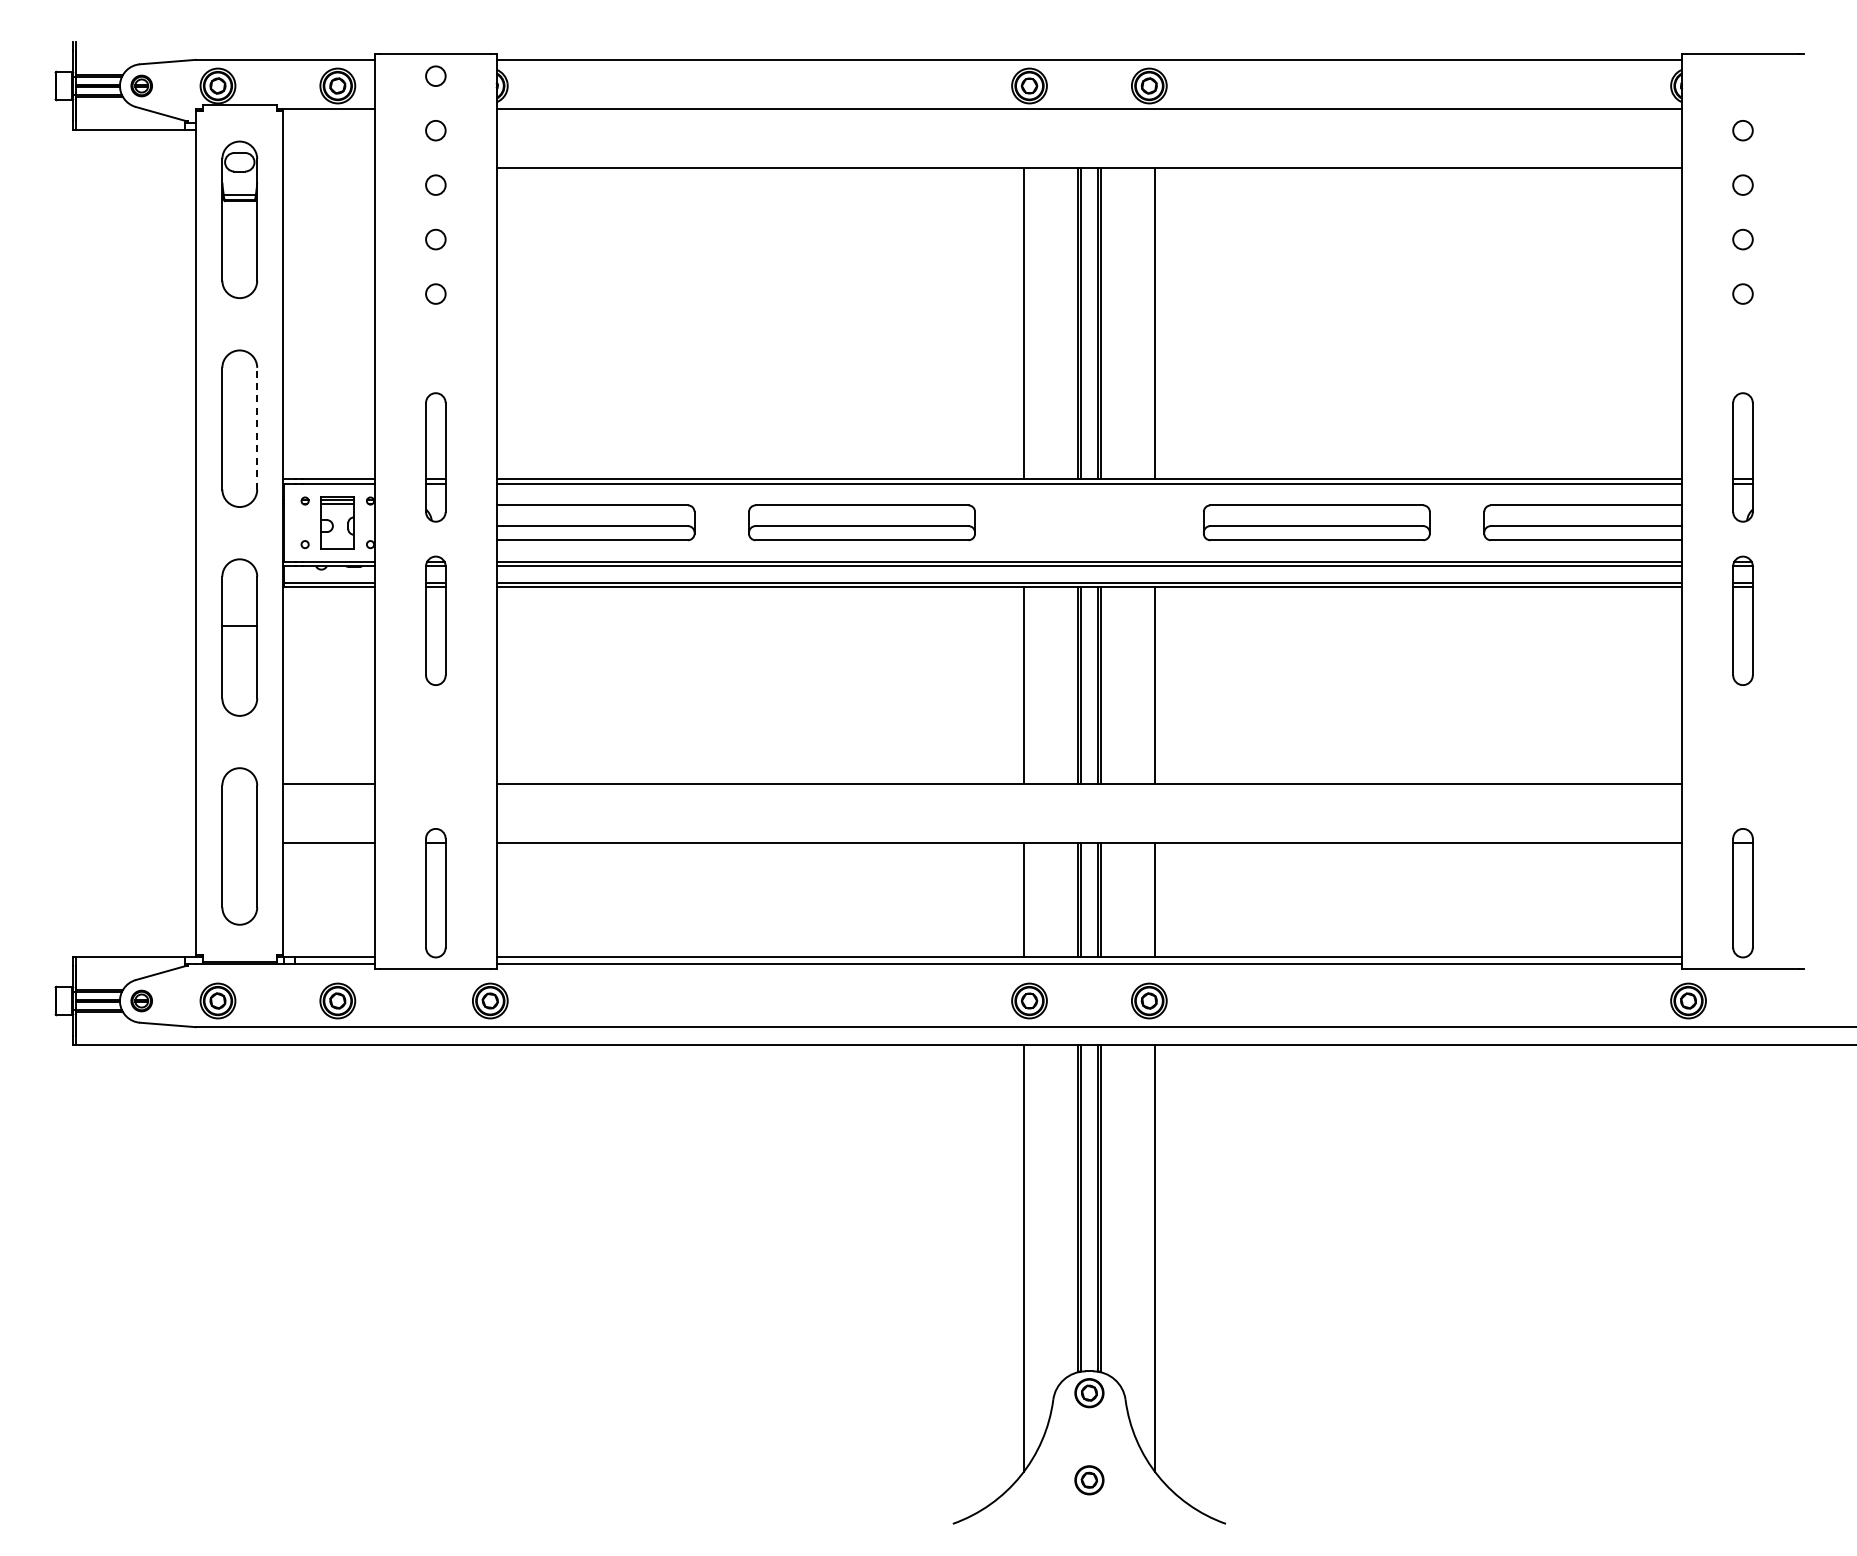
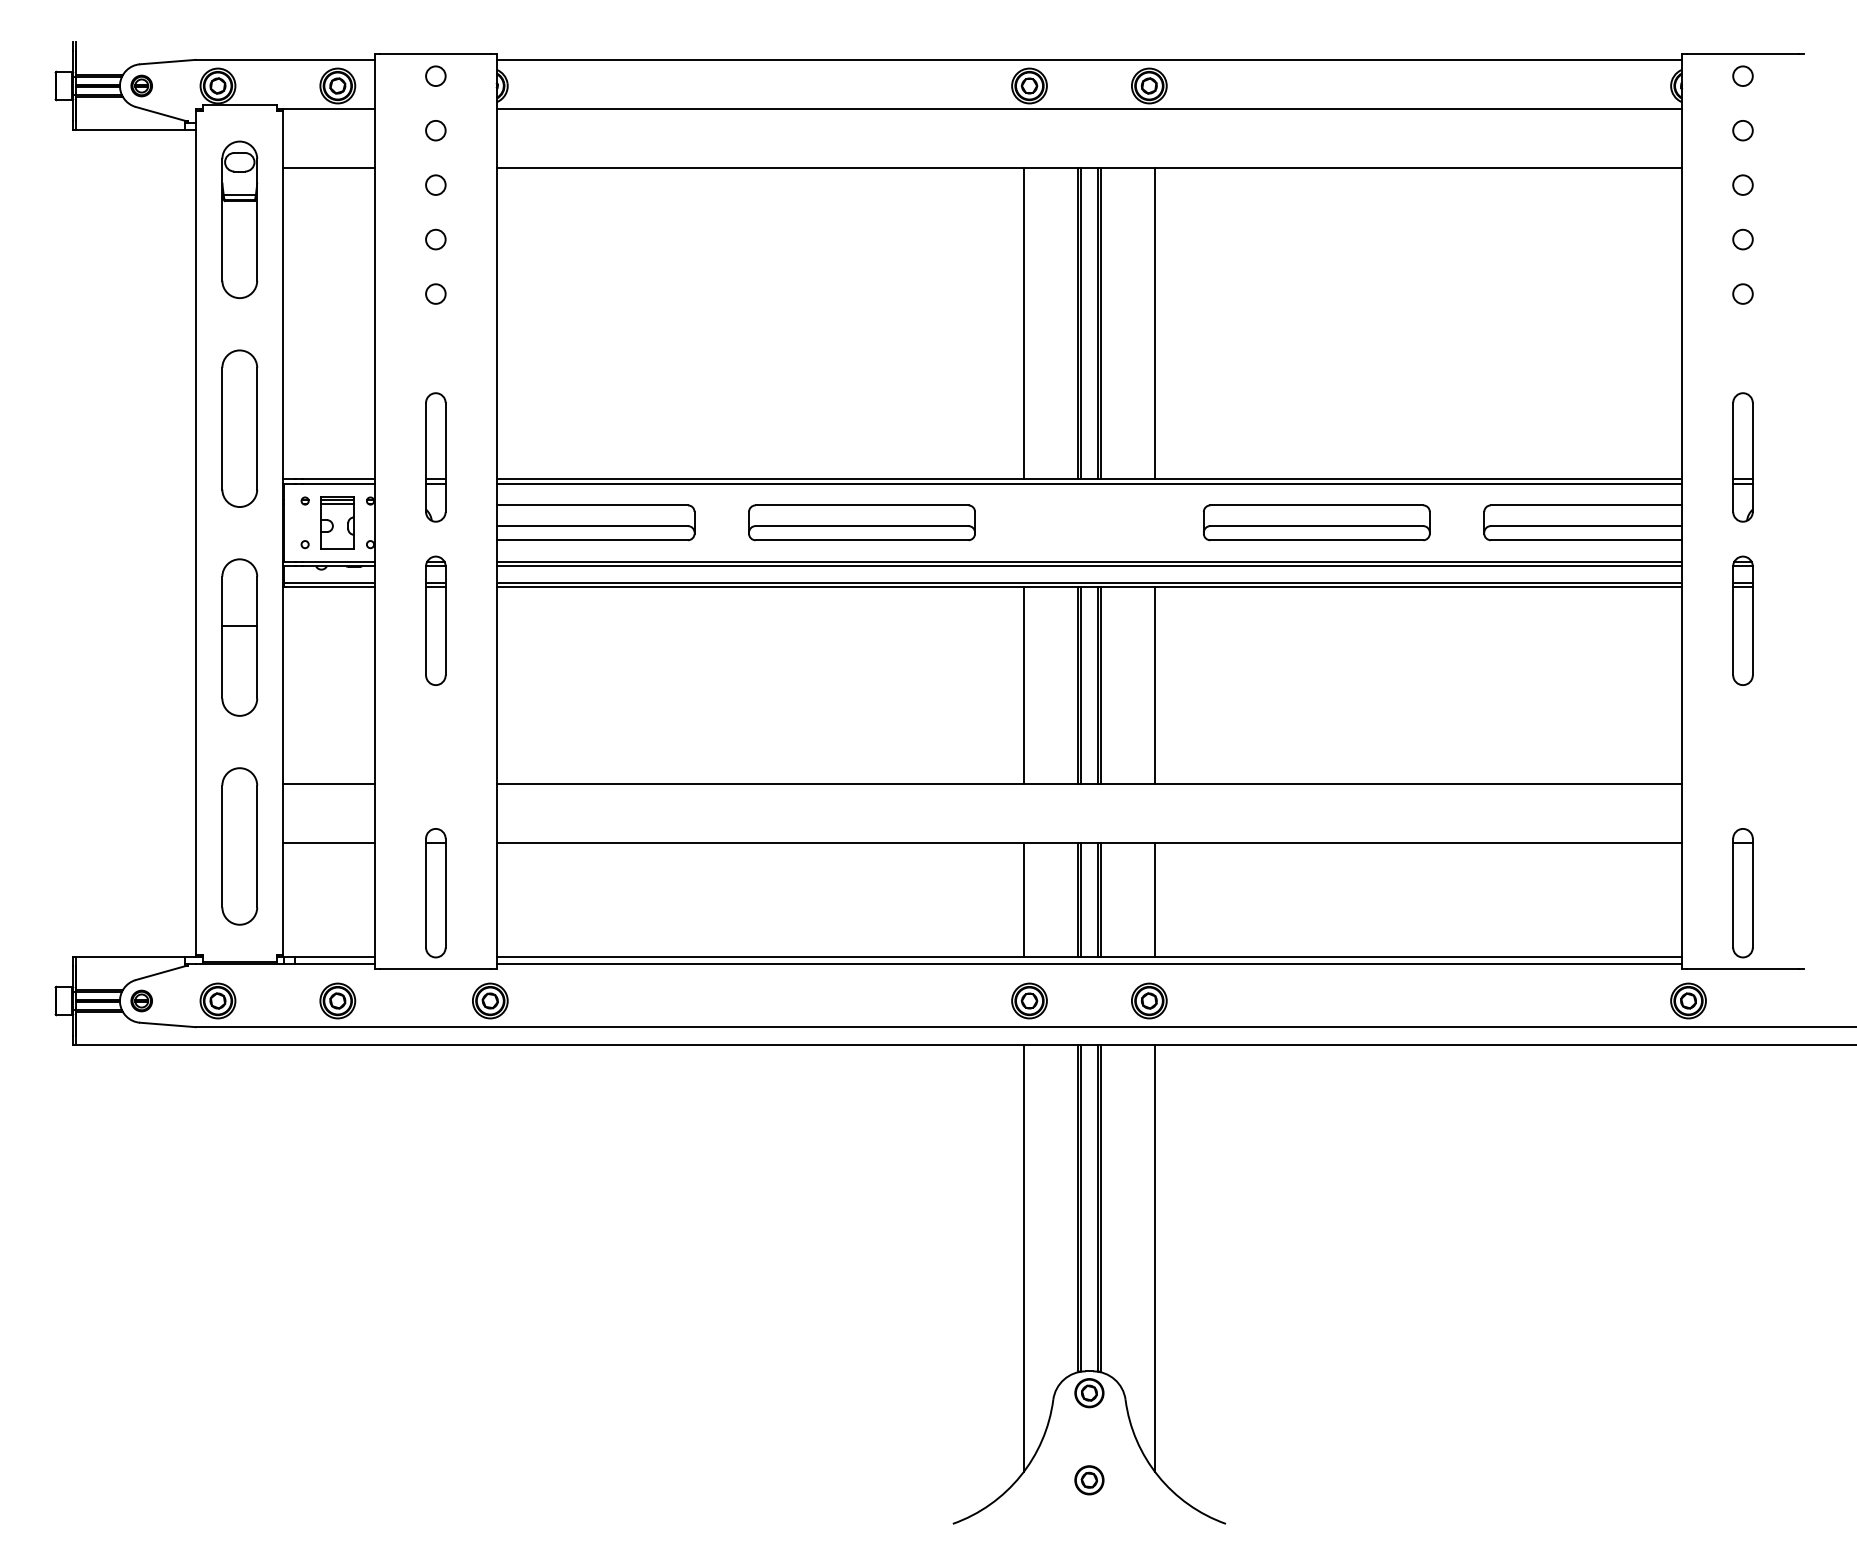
circle: none -> present (1742, 75)
line: none -> present (328, 167)
line: dashed -> solid (257, 428)
